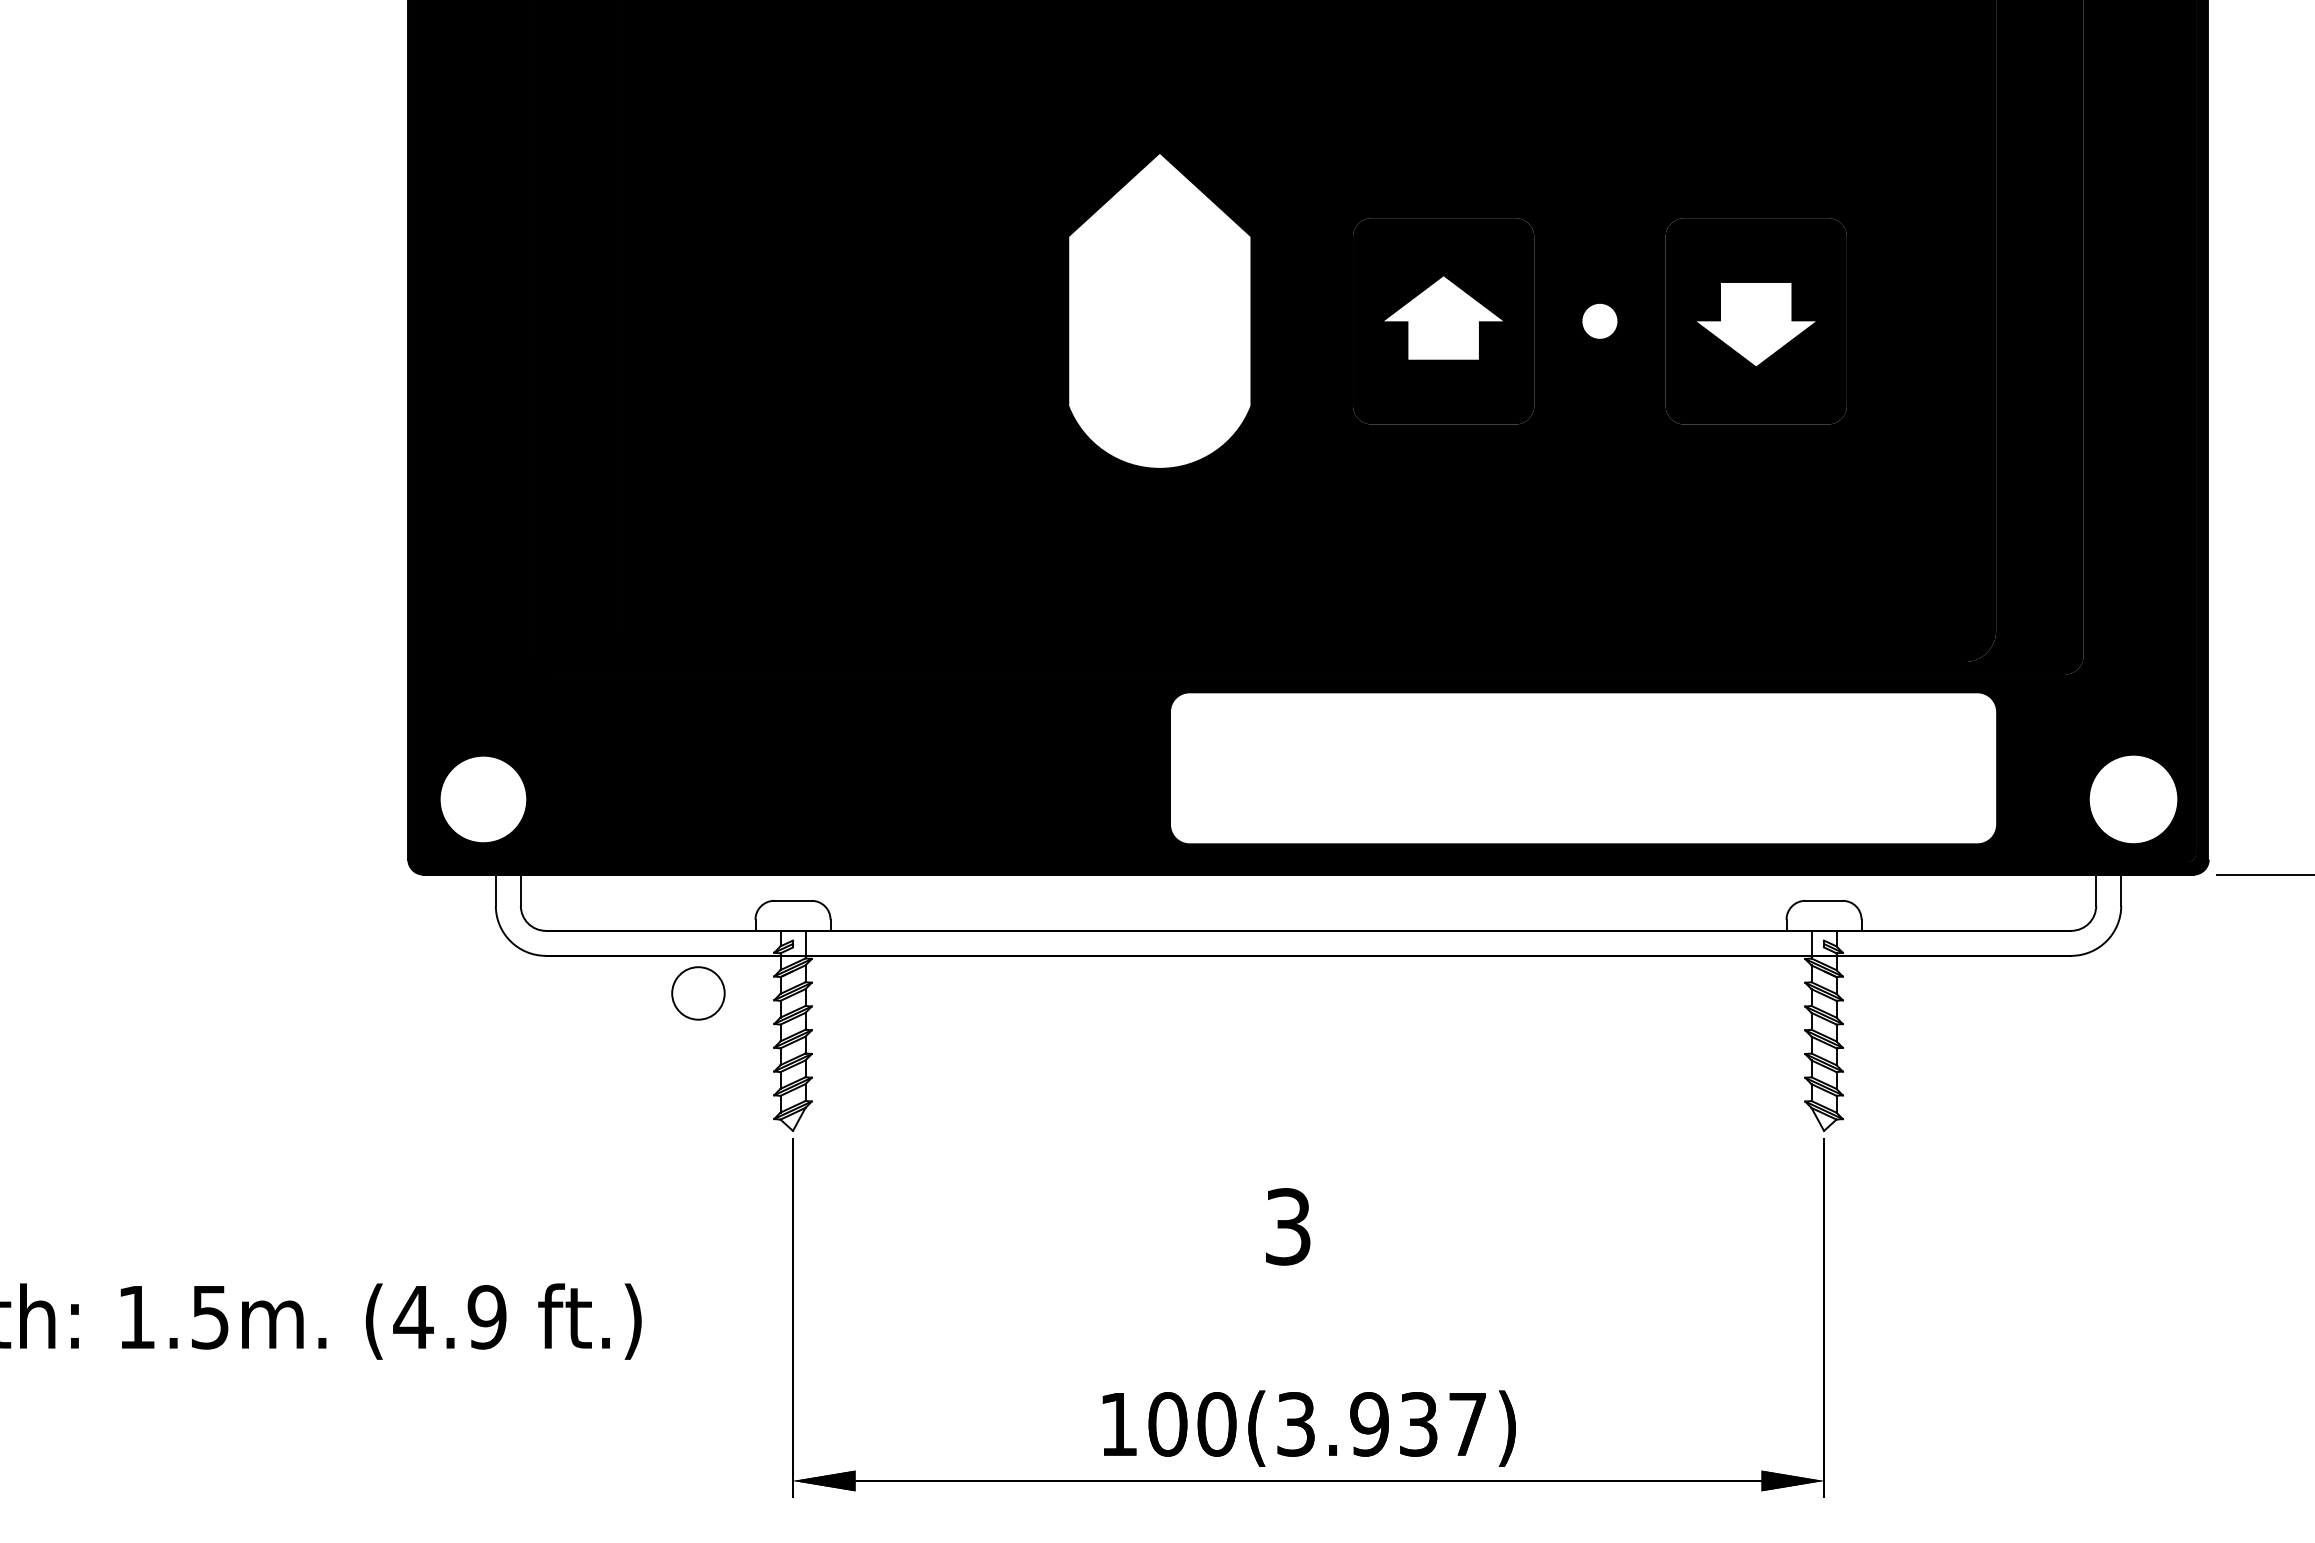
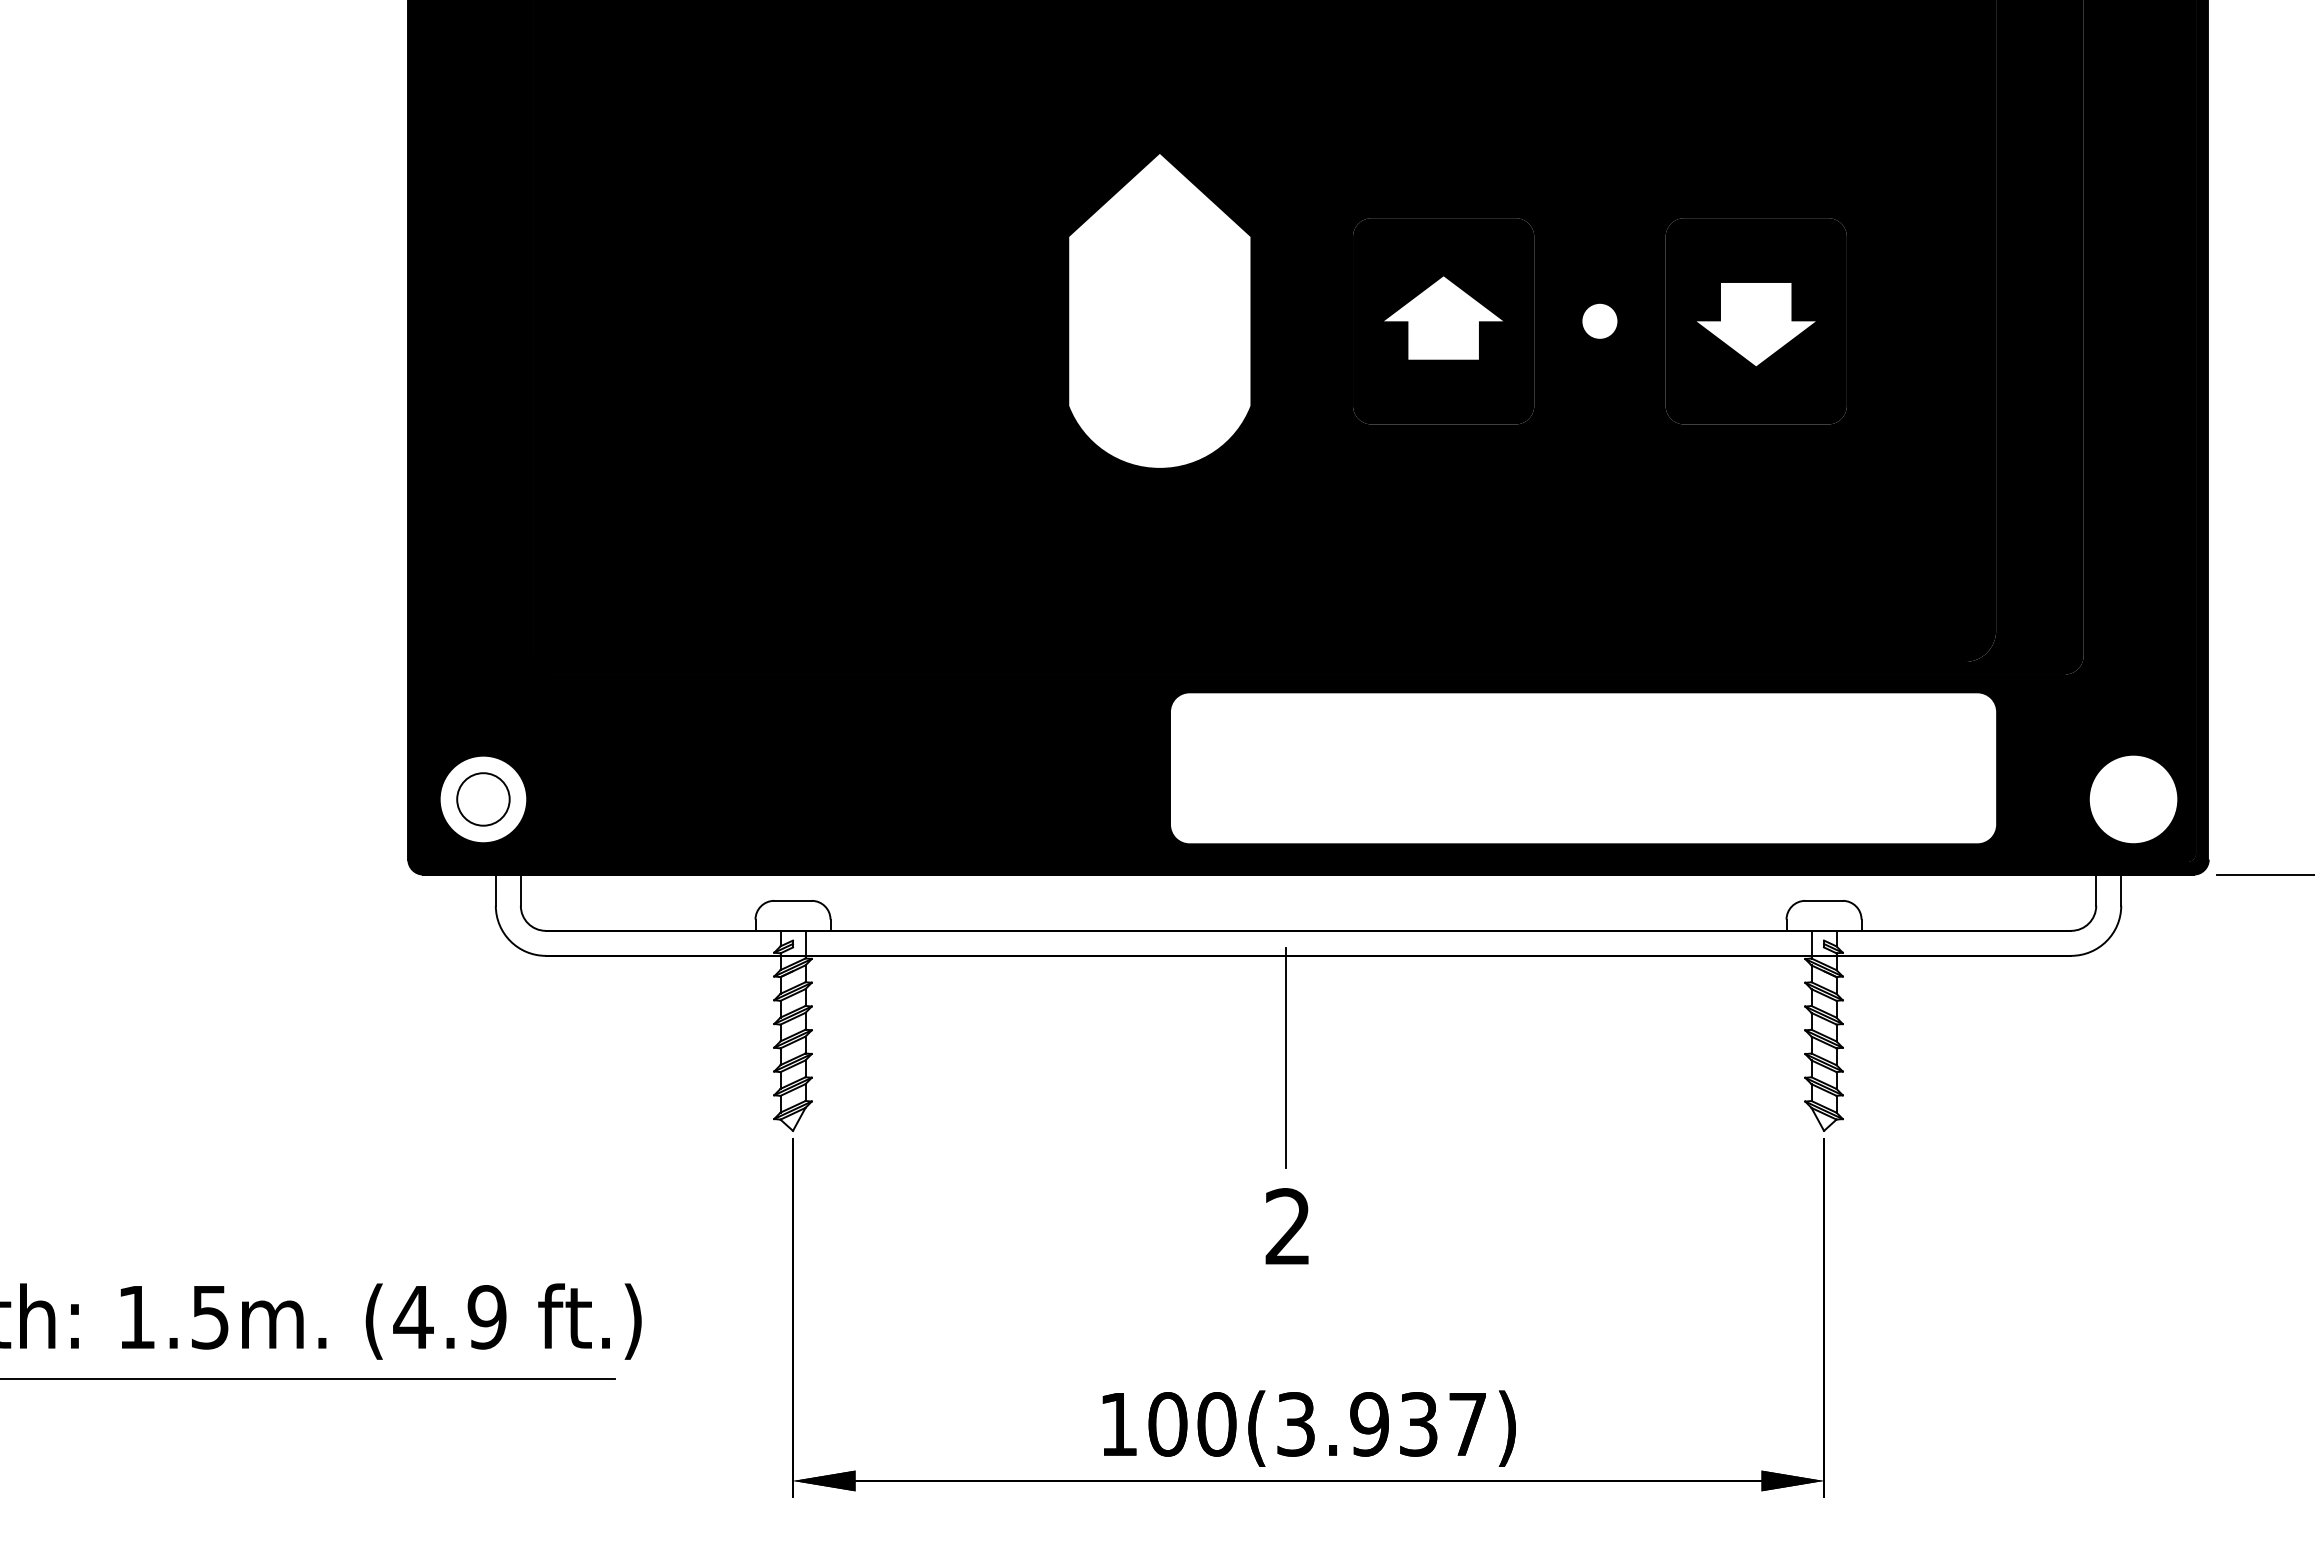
circle position: (698, 993) -> (483, 799) (483, 799)
line: none -> present (1285, 1057)
text: 3 -> 2 (1287, 1226)
line: none -> present (308, 1378)
